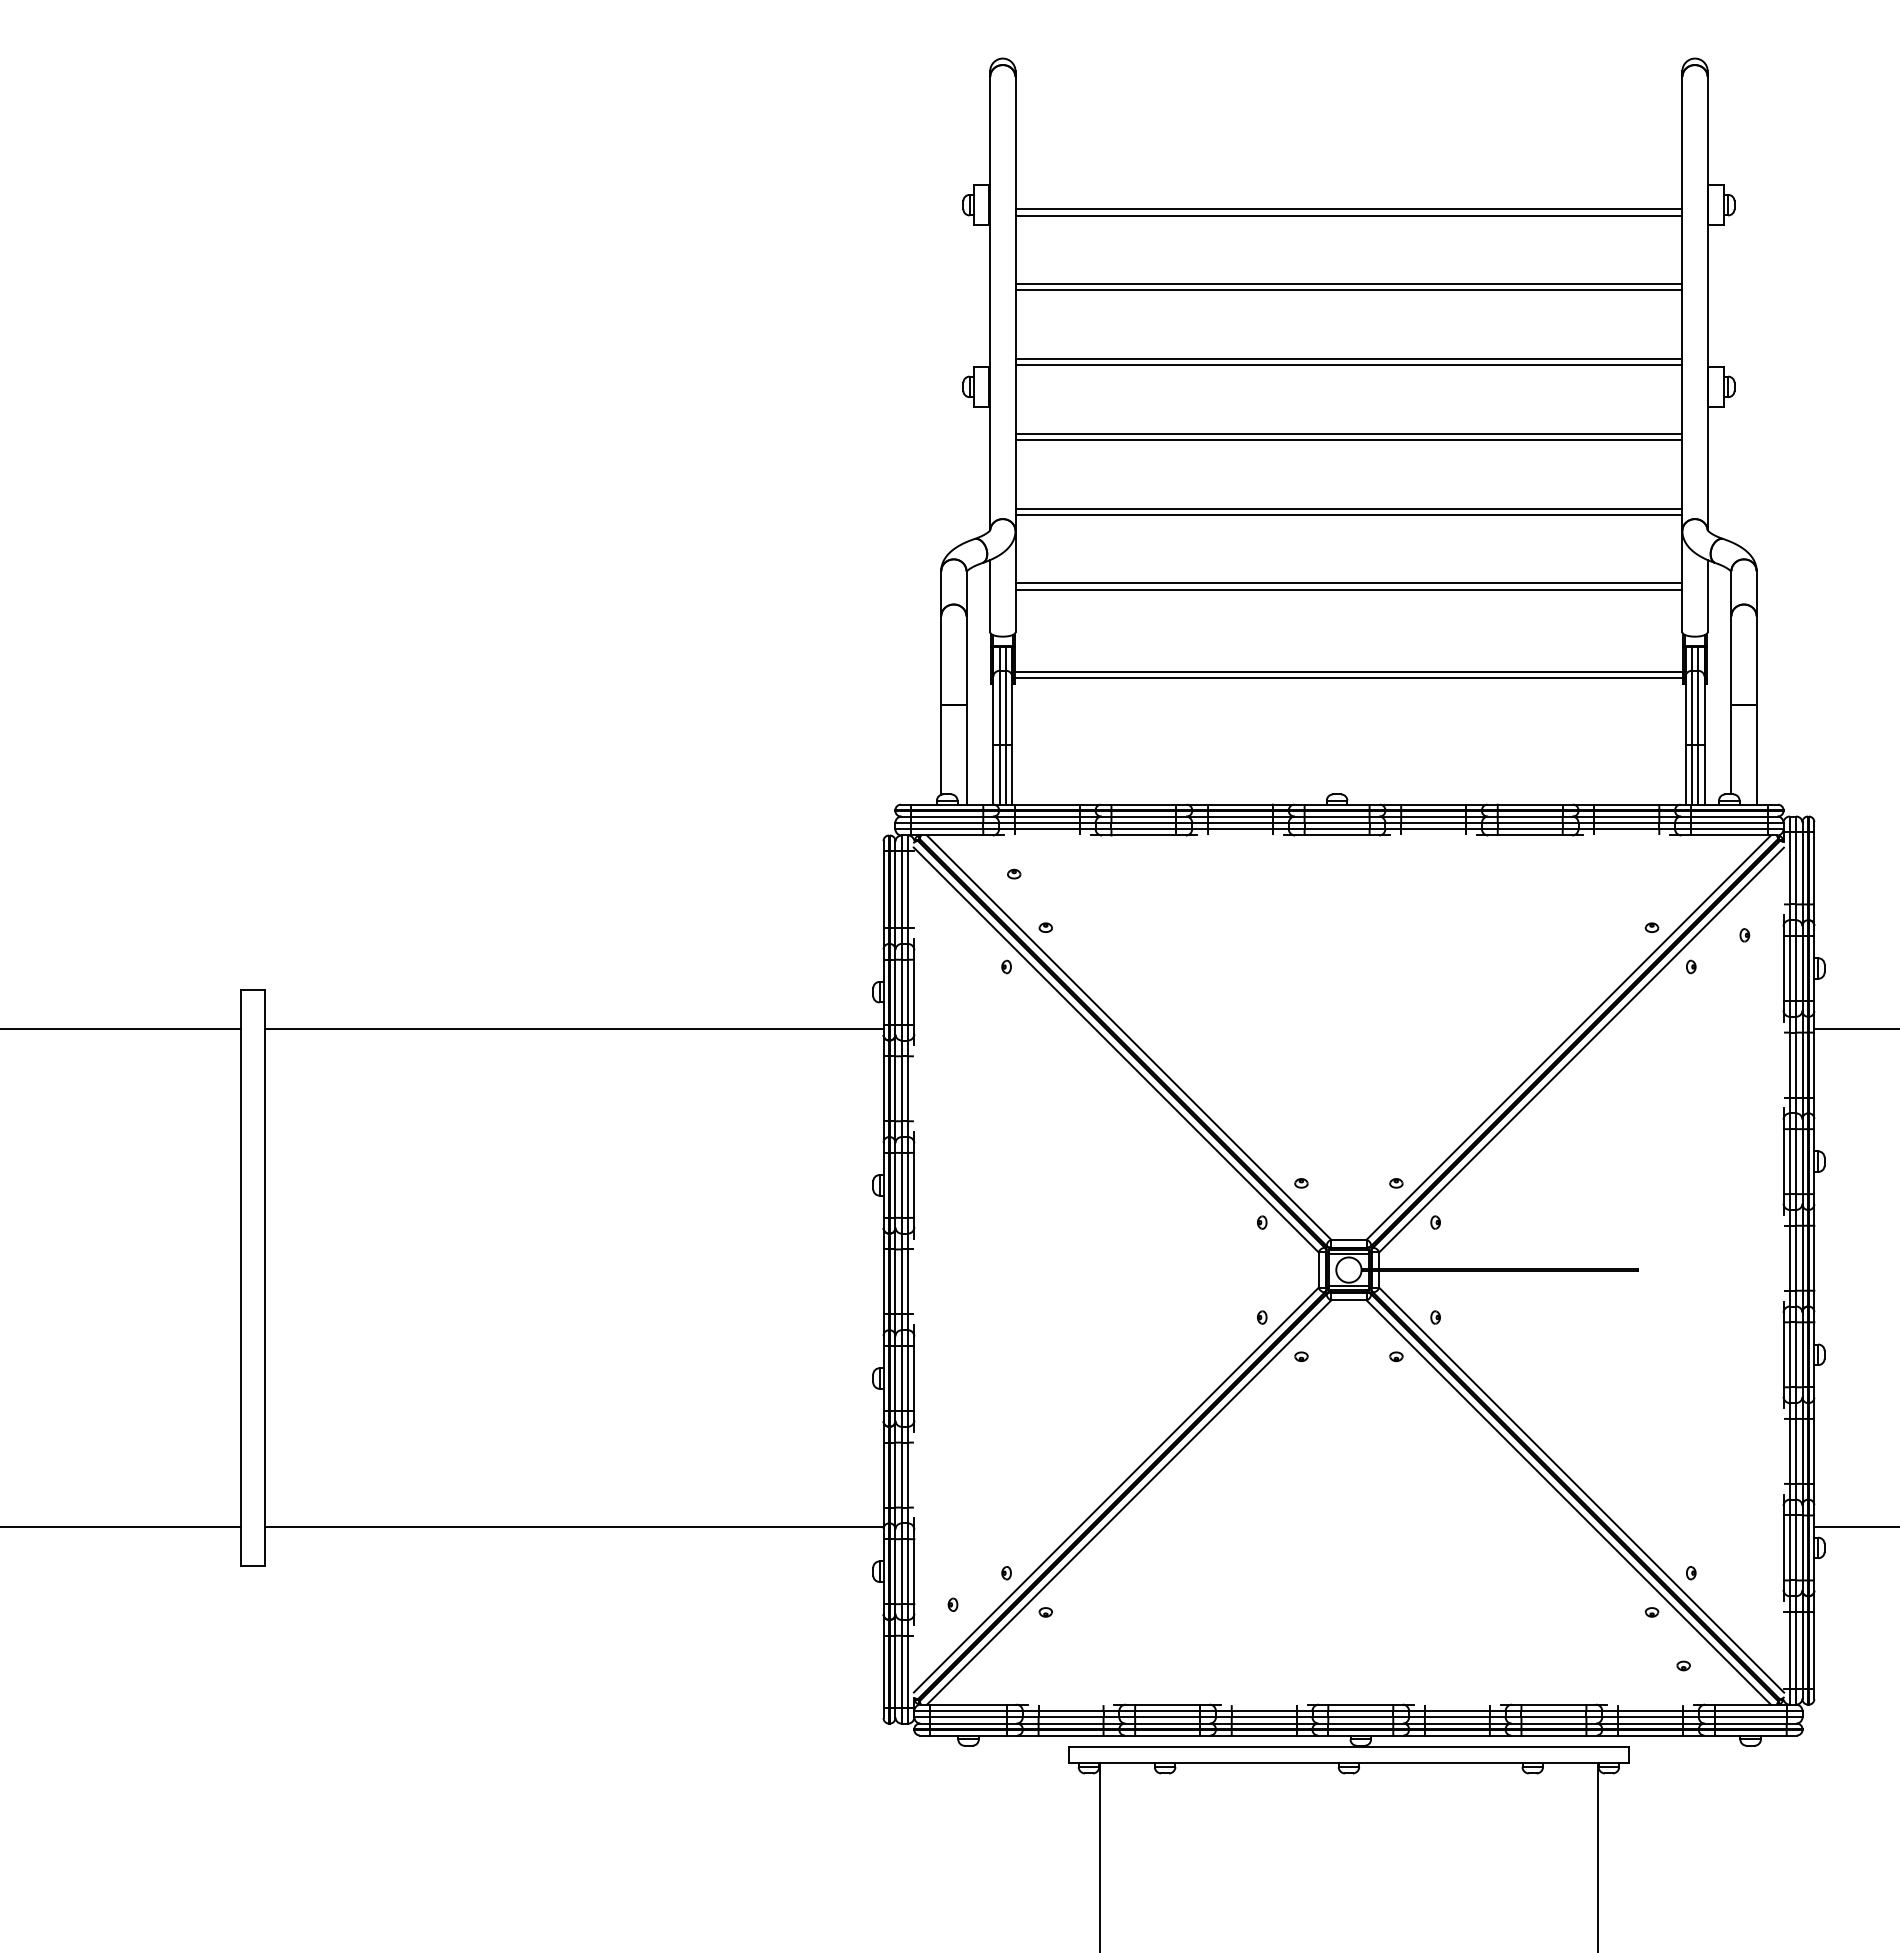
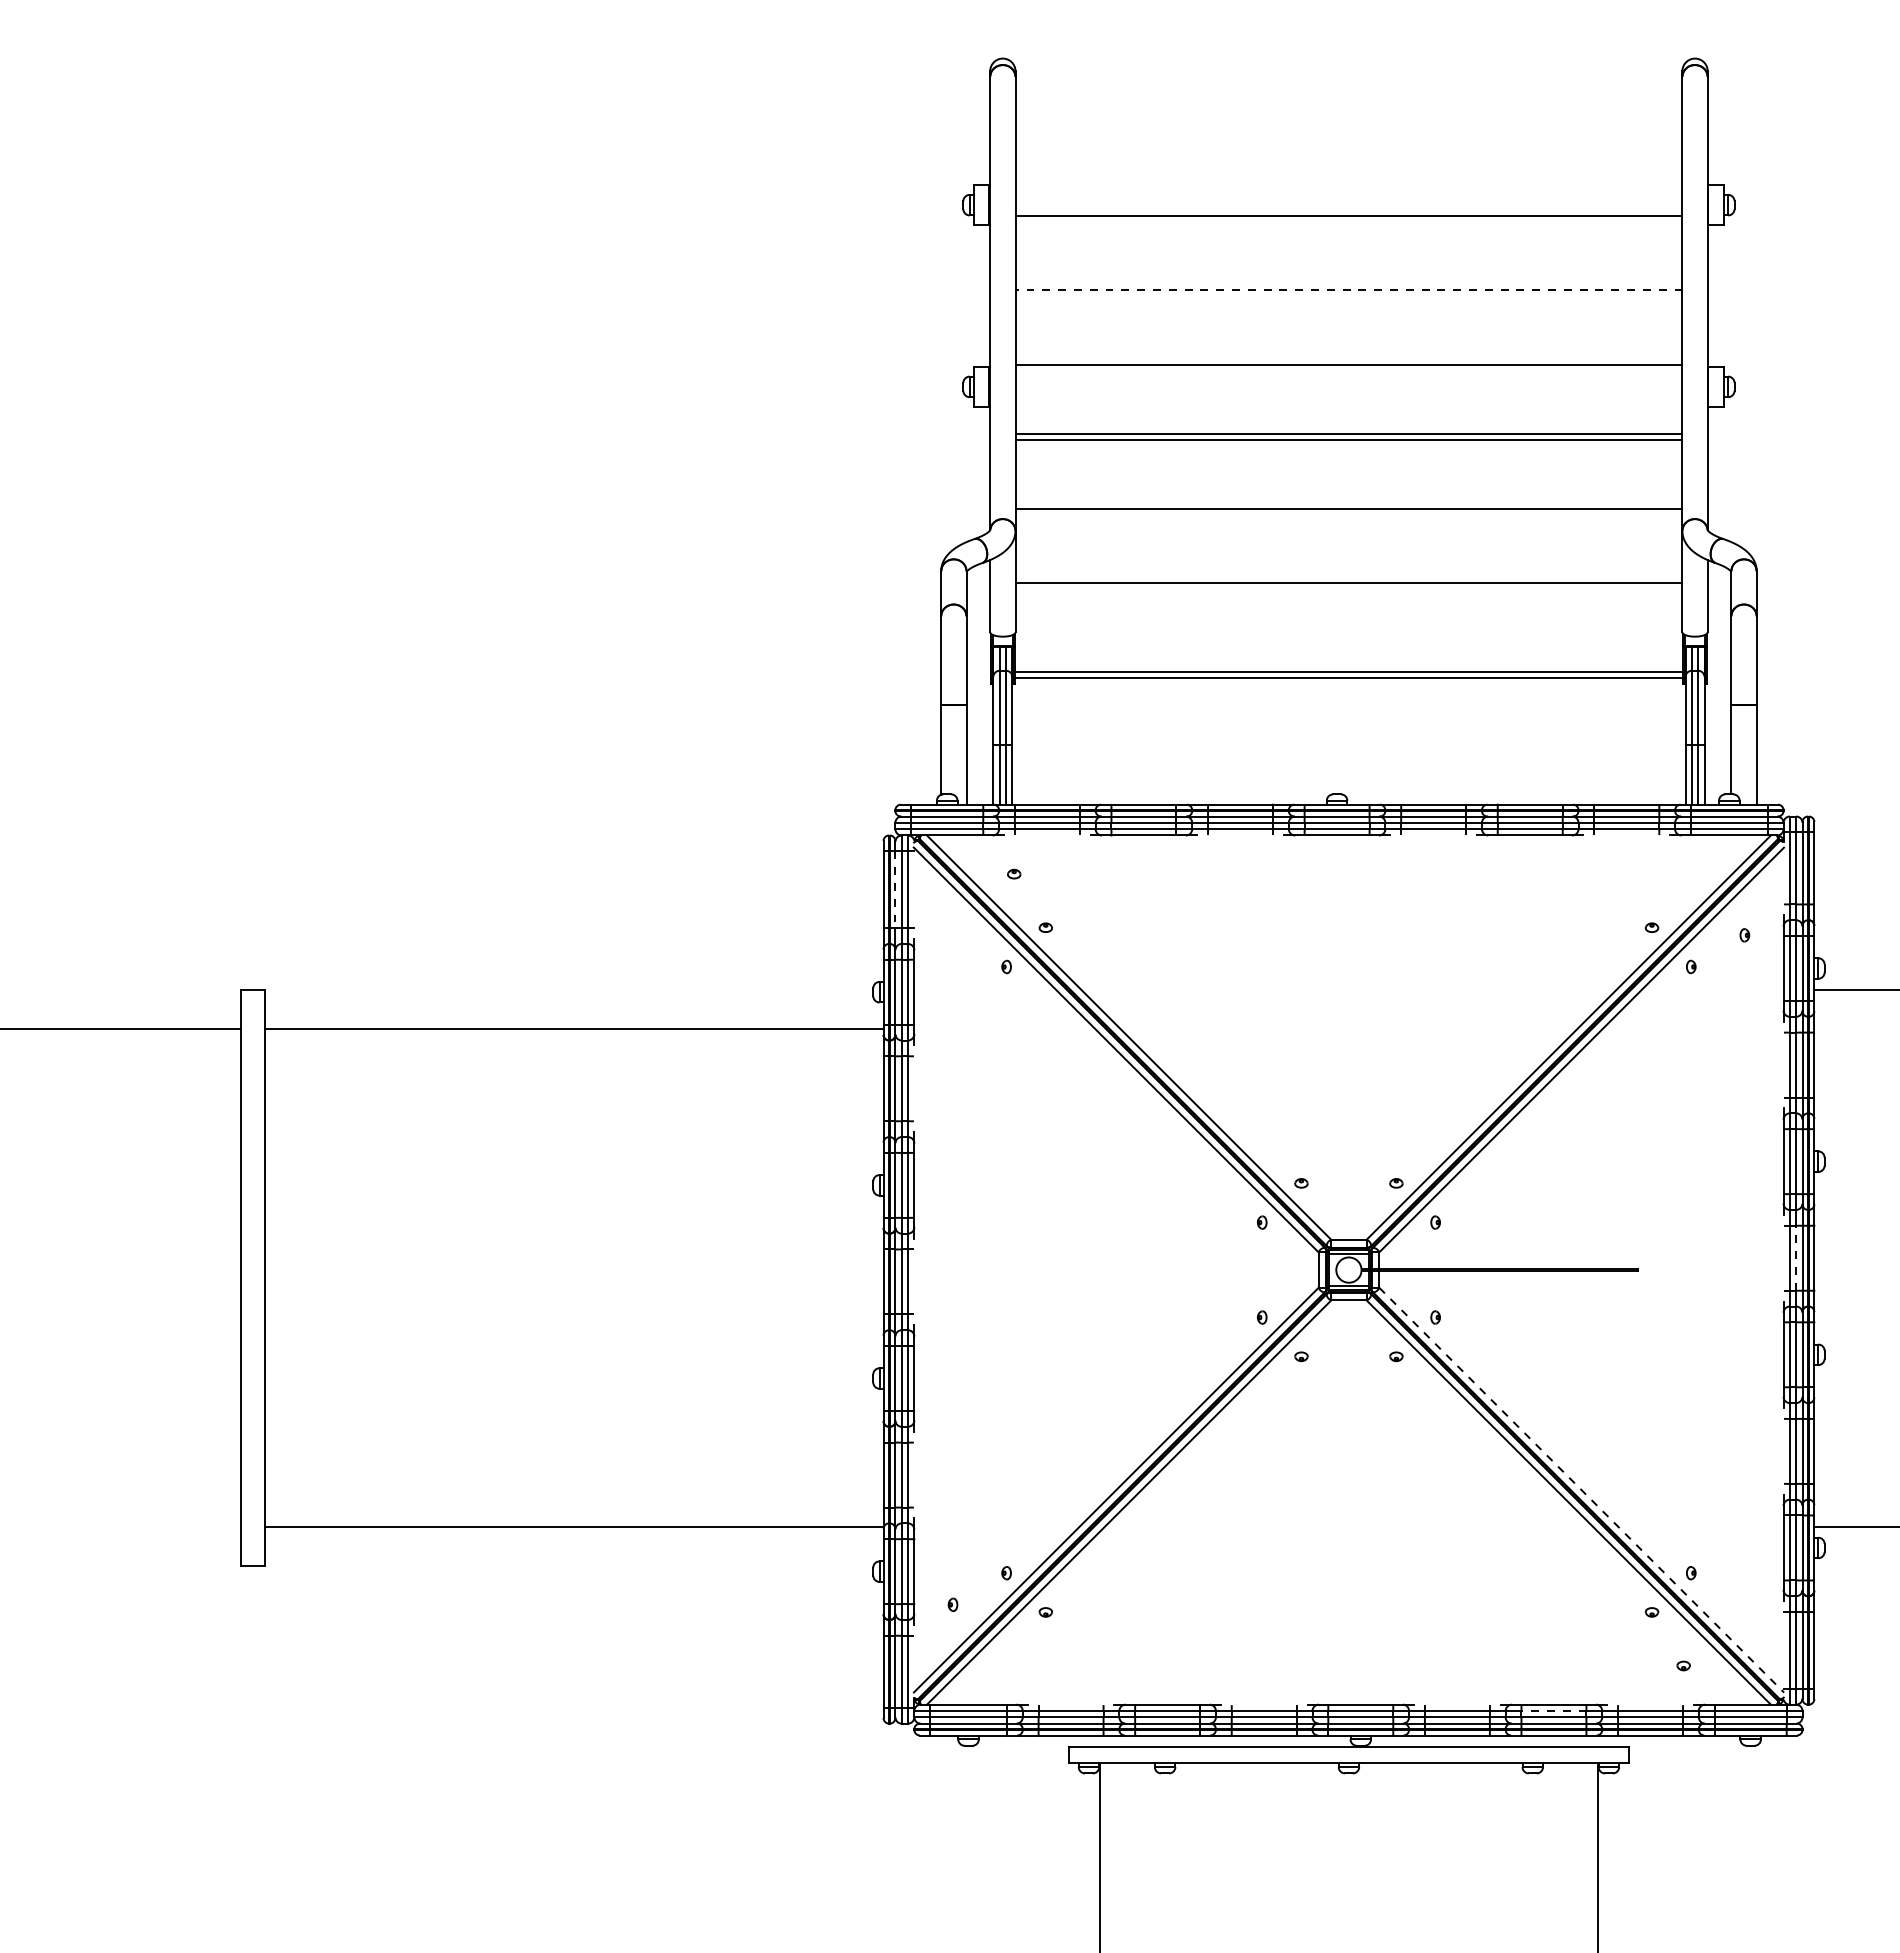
line: present -> none (1348, 209)
line: present -> none (1348, 284)
line: solid -> dashed (1348, 290)
line: present -> none (1348, 358)
line: present -> none (1348, 514)
line: present -> none (1348, 589)
line: solid -> dashed (895, 890)
line position: (1855, 1029) -> (1855, 990) (1855, 990)
line: solid -> dashed (1796, 1257)
line: solid -> dashed (1582, 1490)
line: present -> none (121, 1526)
line: solid -> dashed (1553, 1711)
